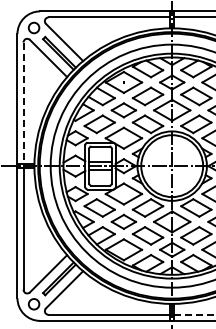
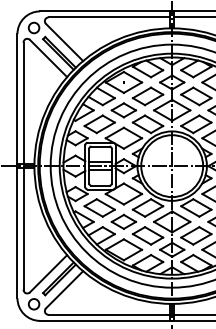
line: dashed -> solid (23, 103)
line: dashed -> solid (195, 314)
